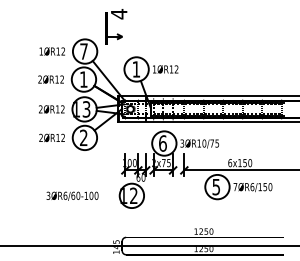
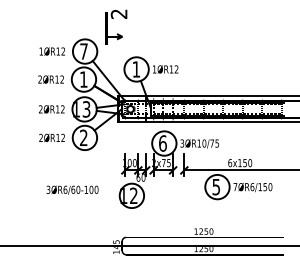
text: 4 -> 2 (118, 14)
text position: (72, 195) -> (72, 189) (72, 189)
